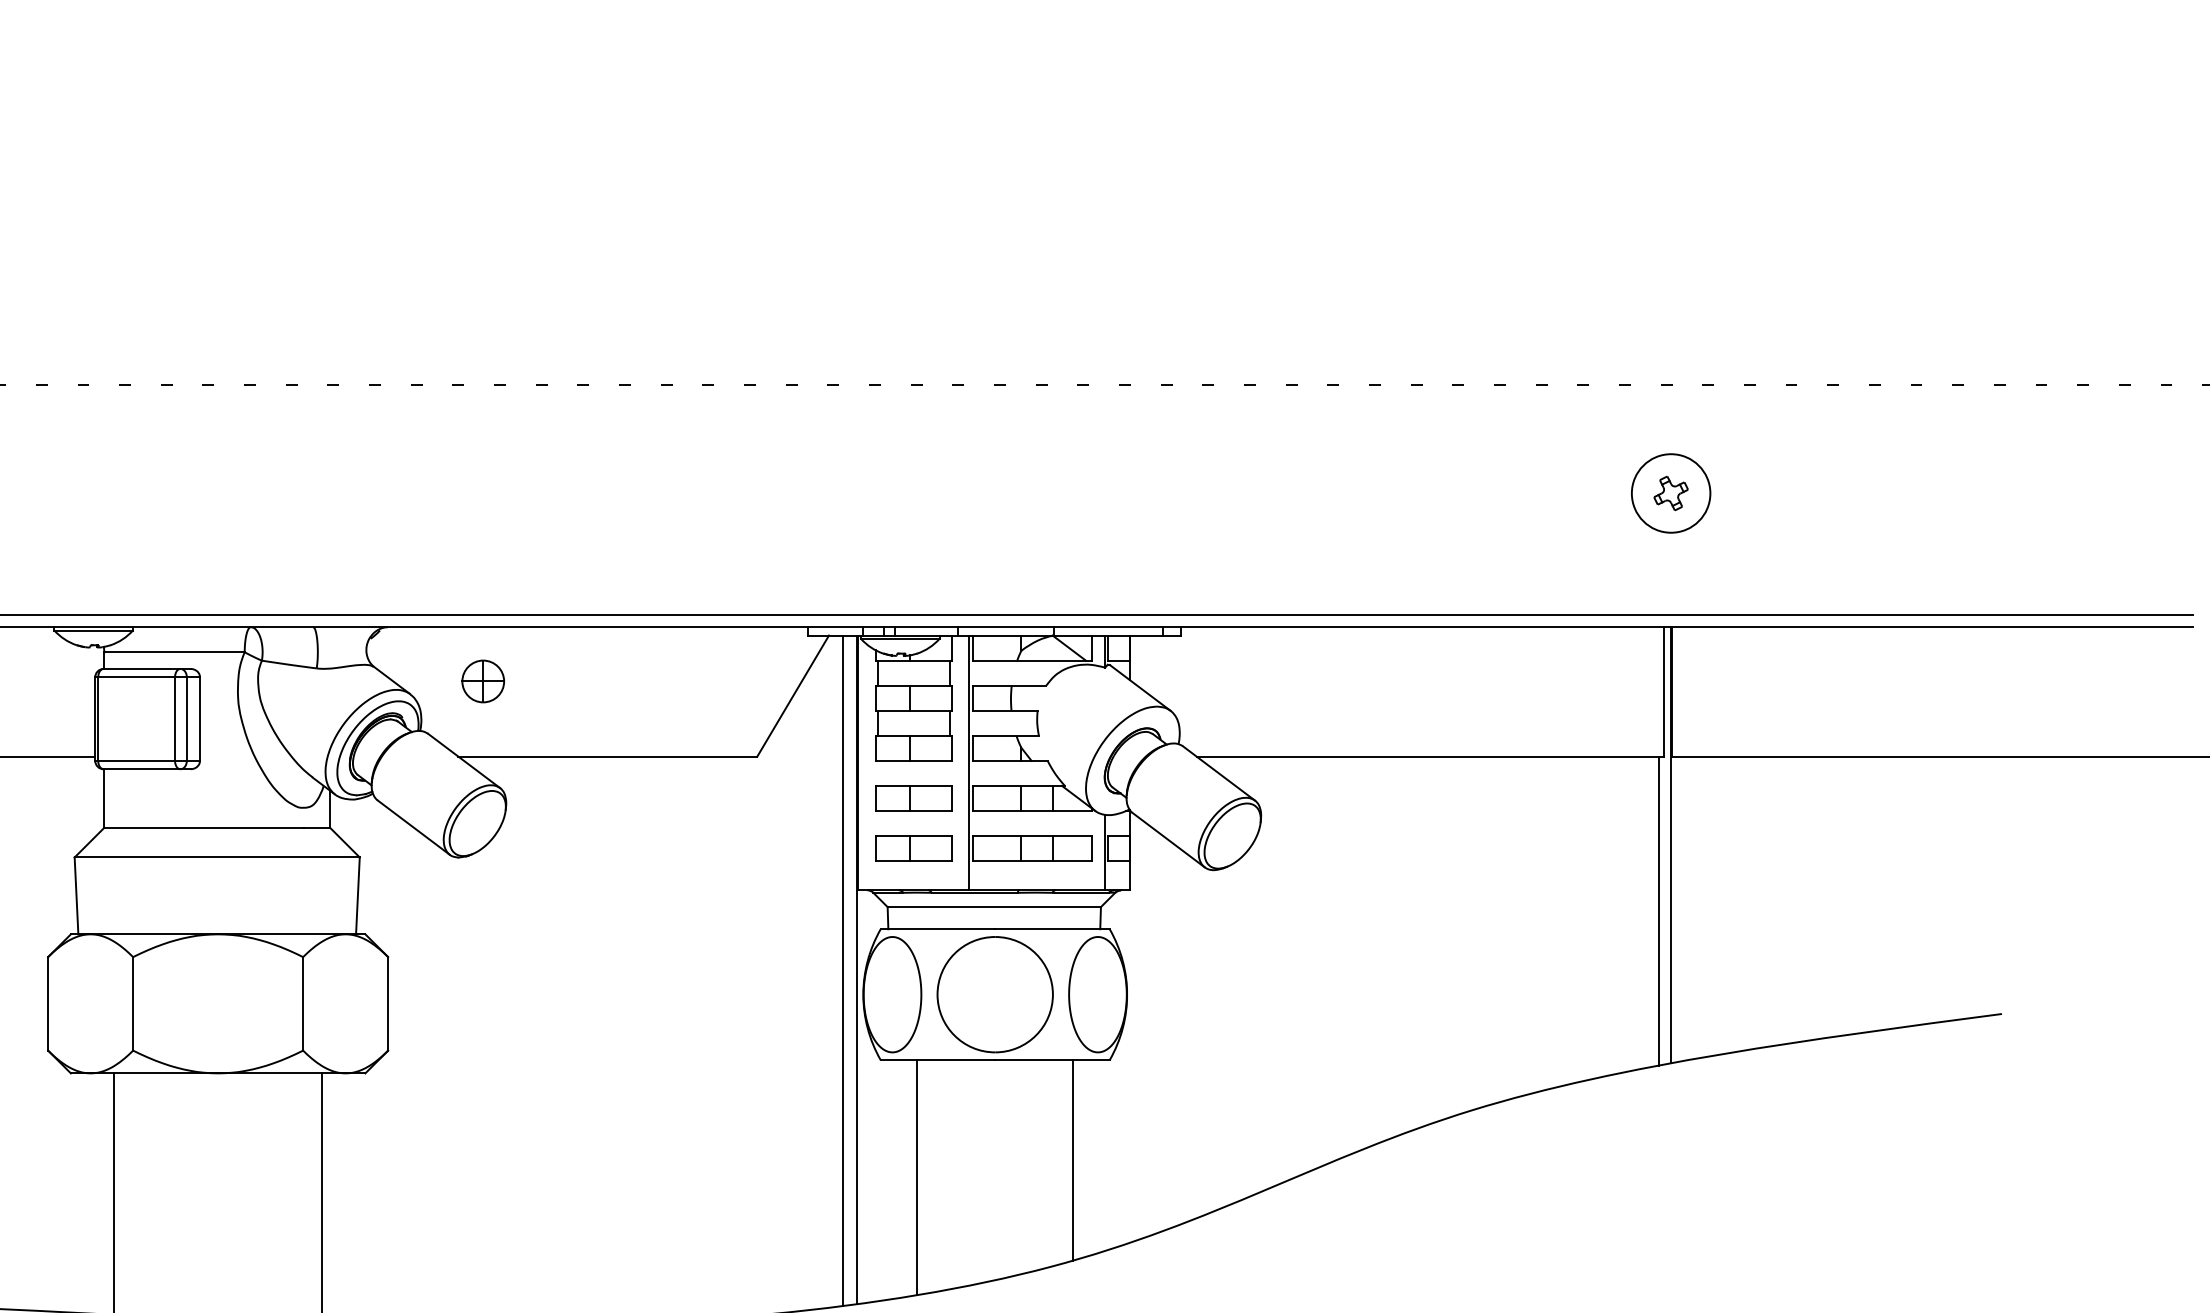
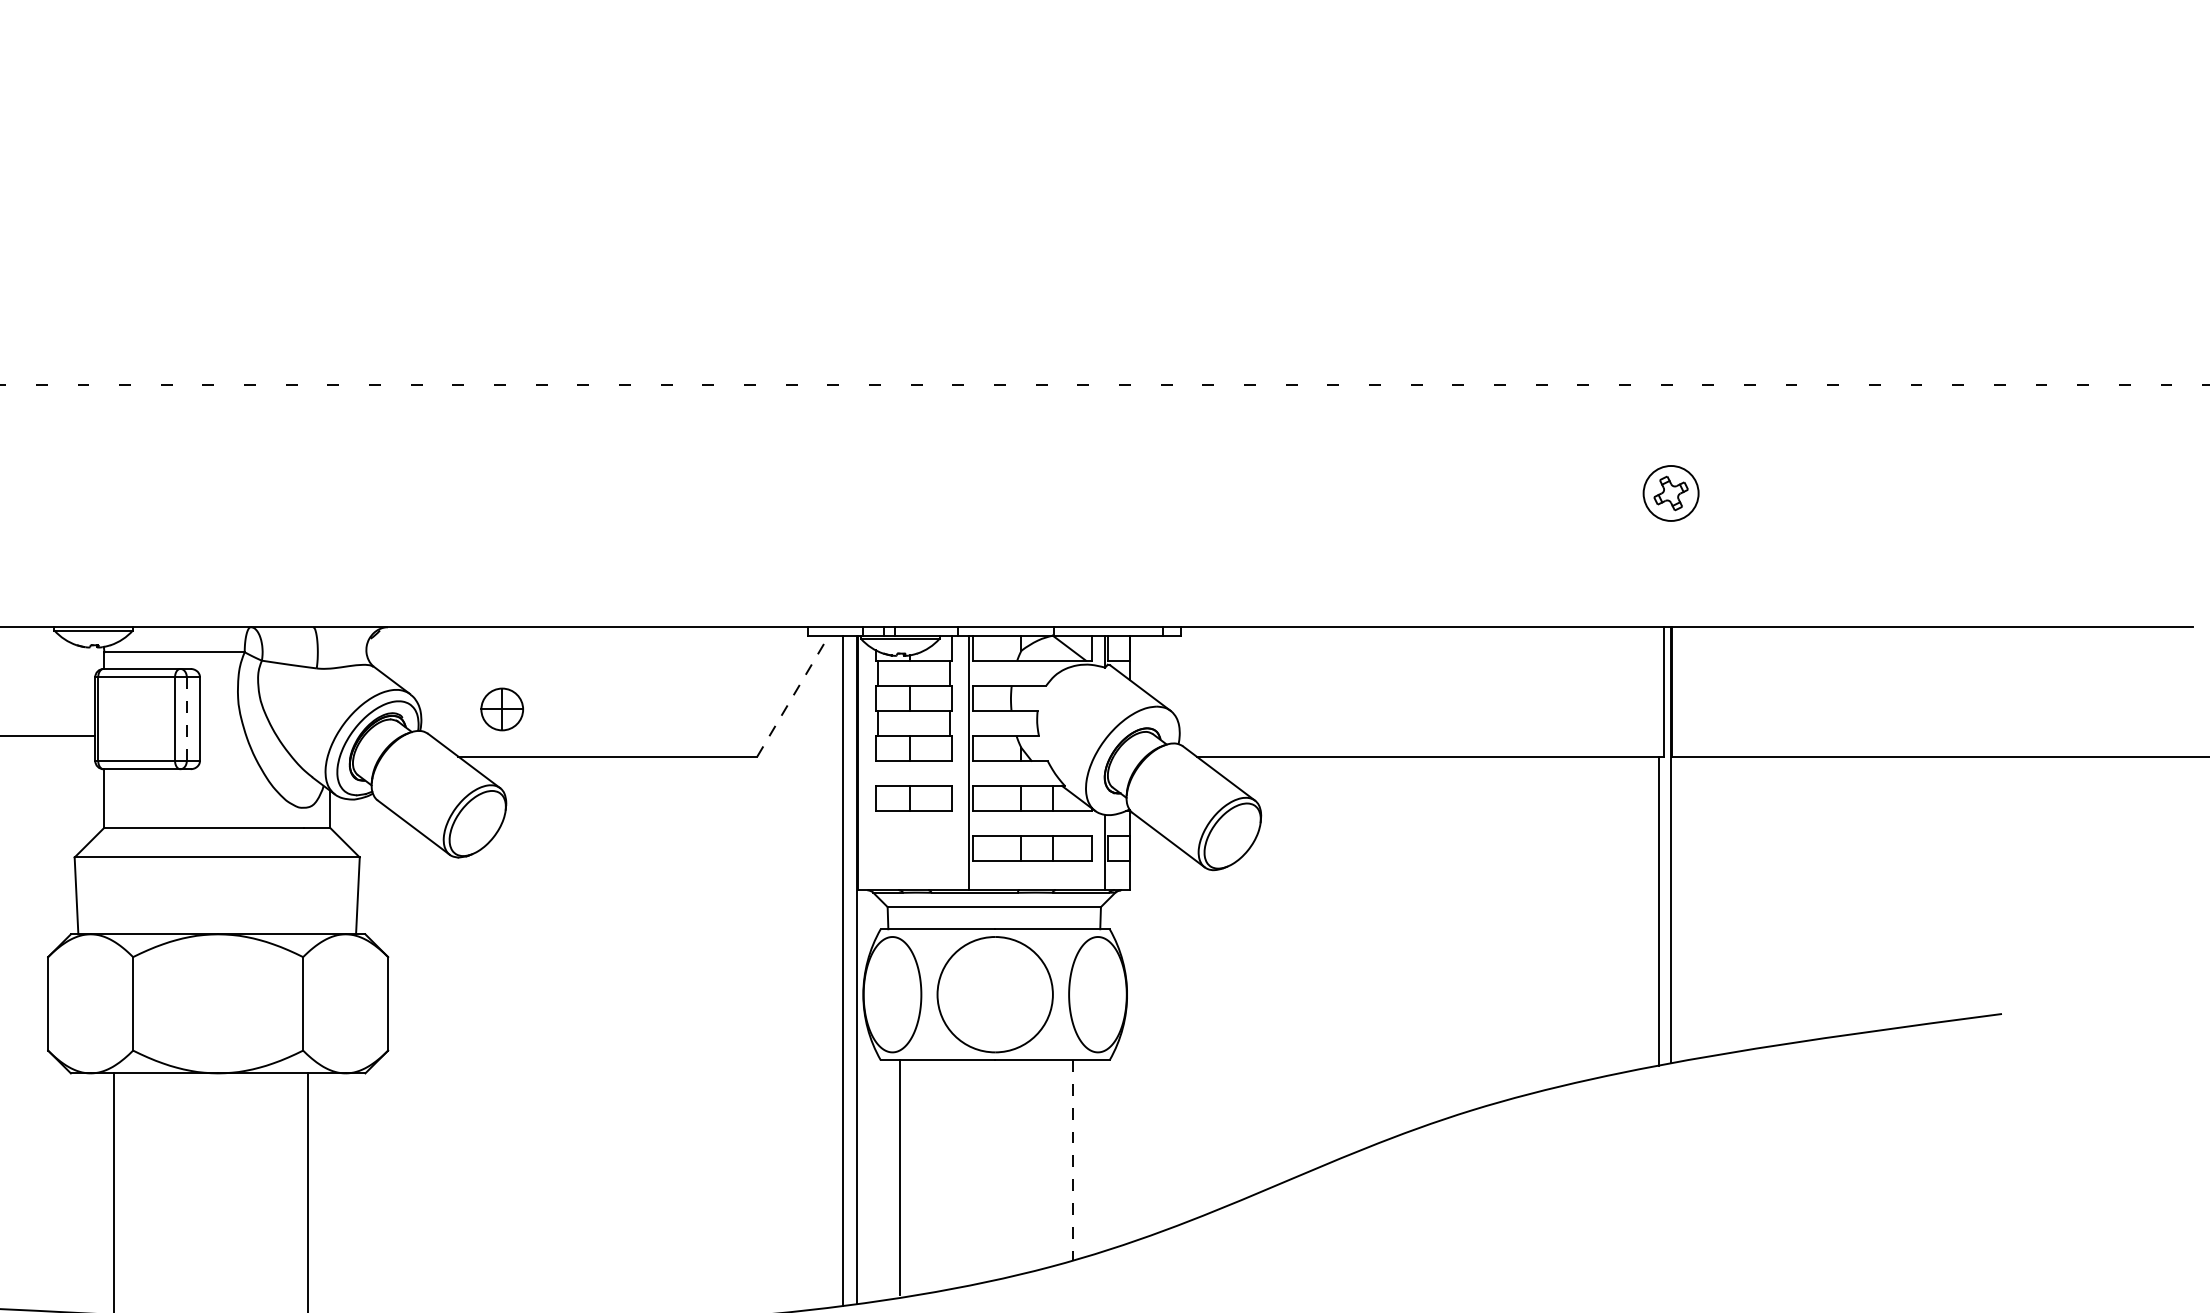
circle diameter: 79 px -> 55 px (1670, 492)
line: present -> none (1097, 615)
part position: (482, 681) -> (501, 709) (501, 709)
line: solid -> dashed (793, 695)
line: solid -> dashed (186, 719)
line position: (48, 756) -> (48, 735) (48, 735)
part: present -> none (913, 848)
line: solid -> dashed (1073, 1160)
line position: (917, 1177) -> (900, 1177) (900, 1177)
line position: (322, 1191) -> (308, 1191) (308, 1191)
